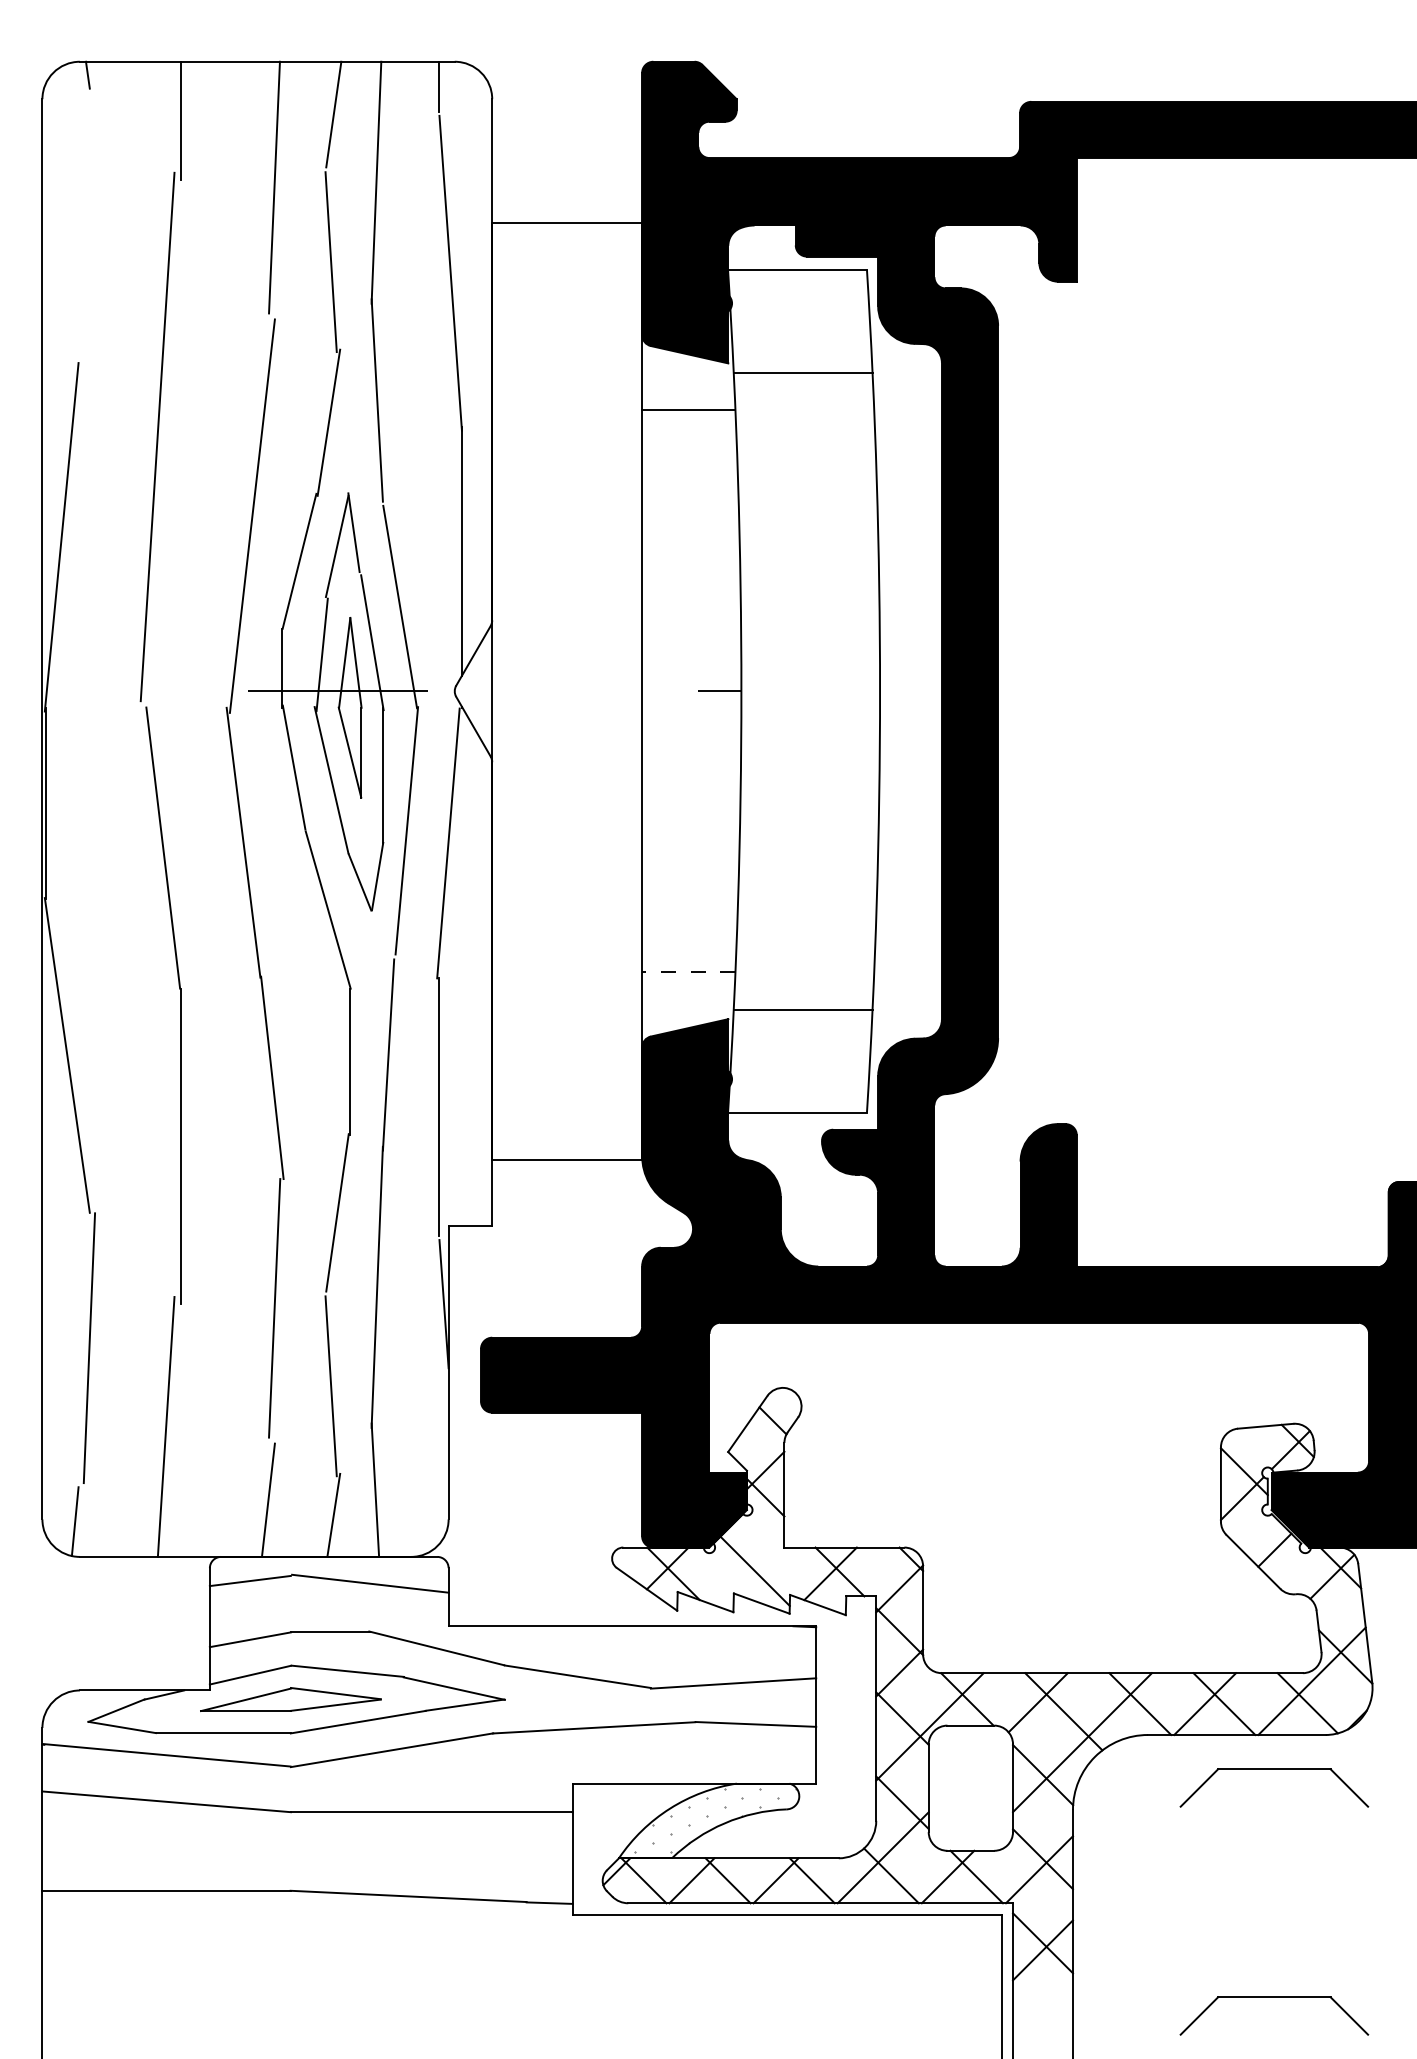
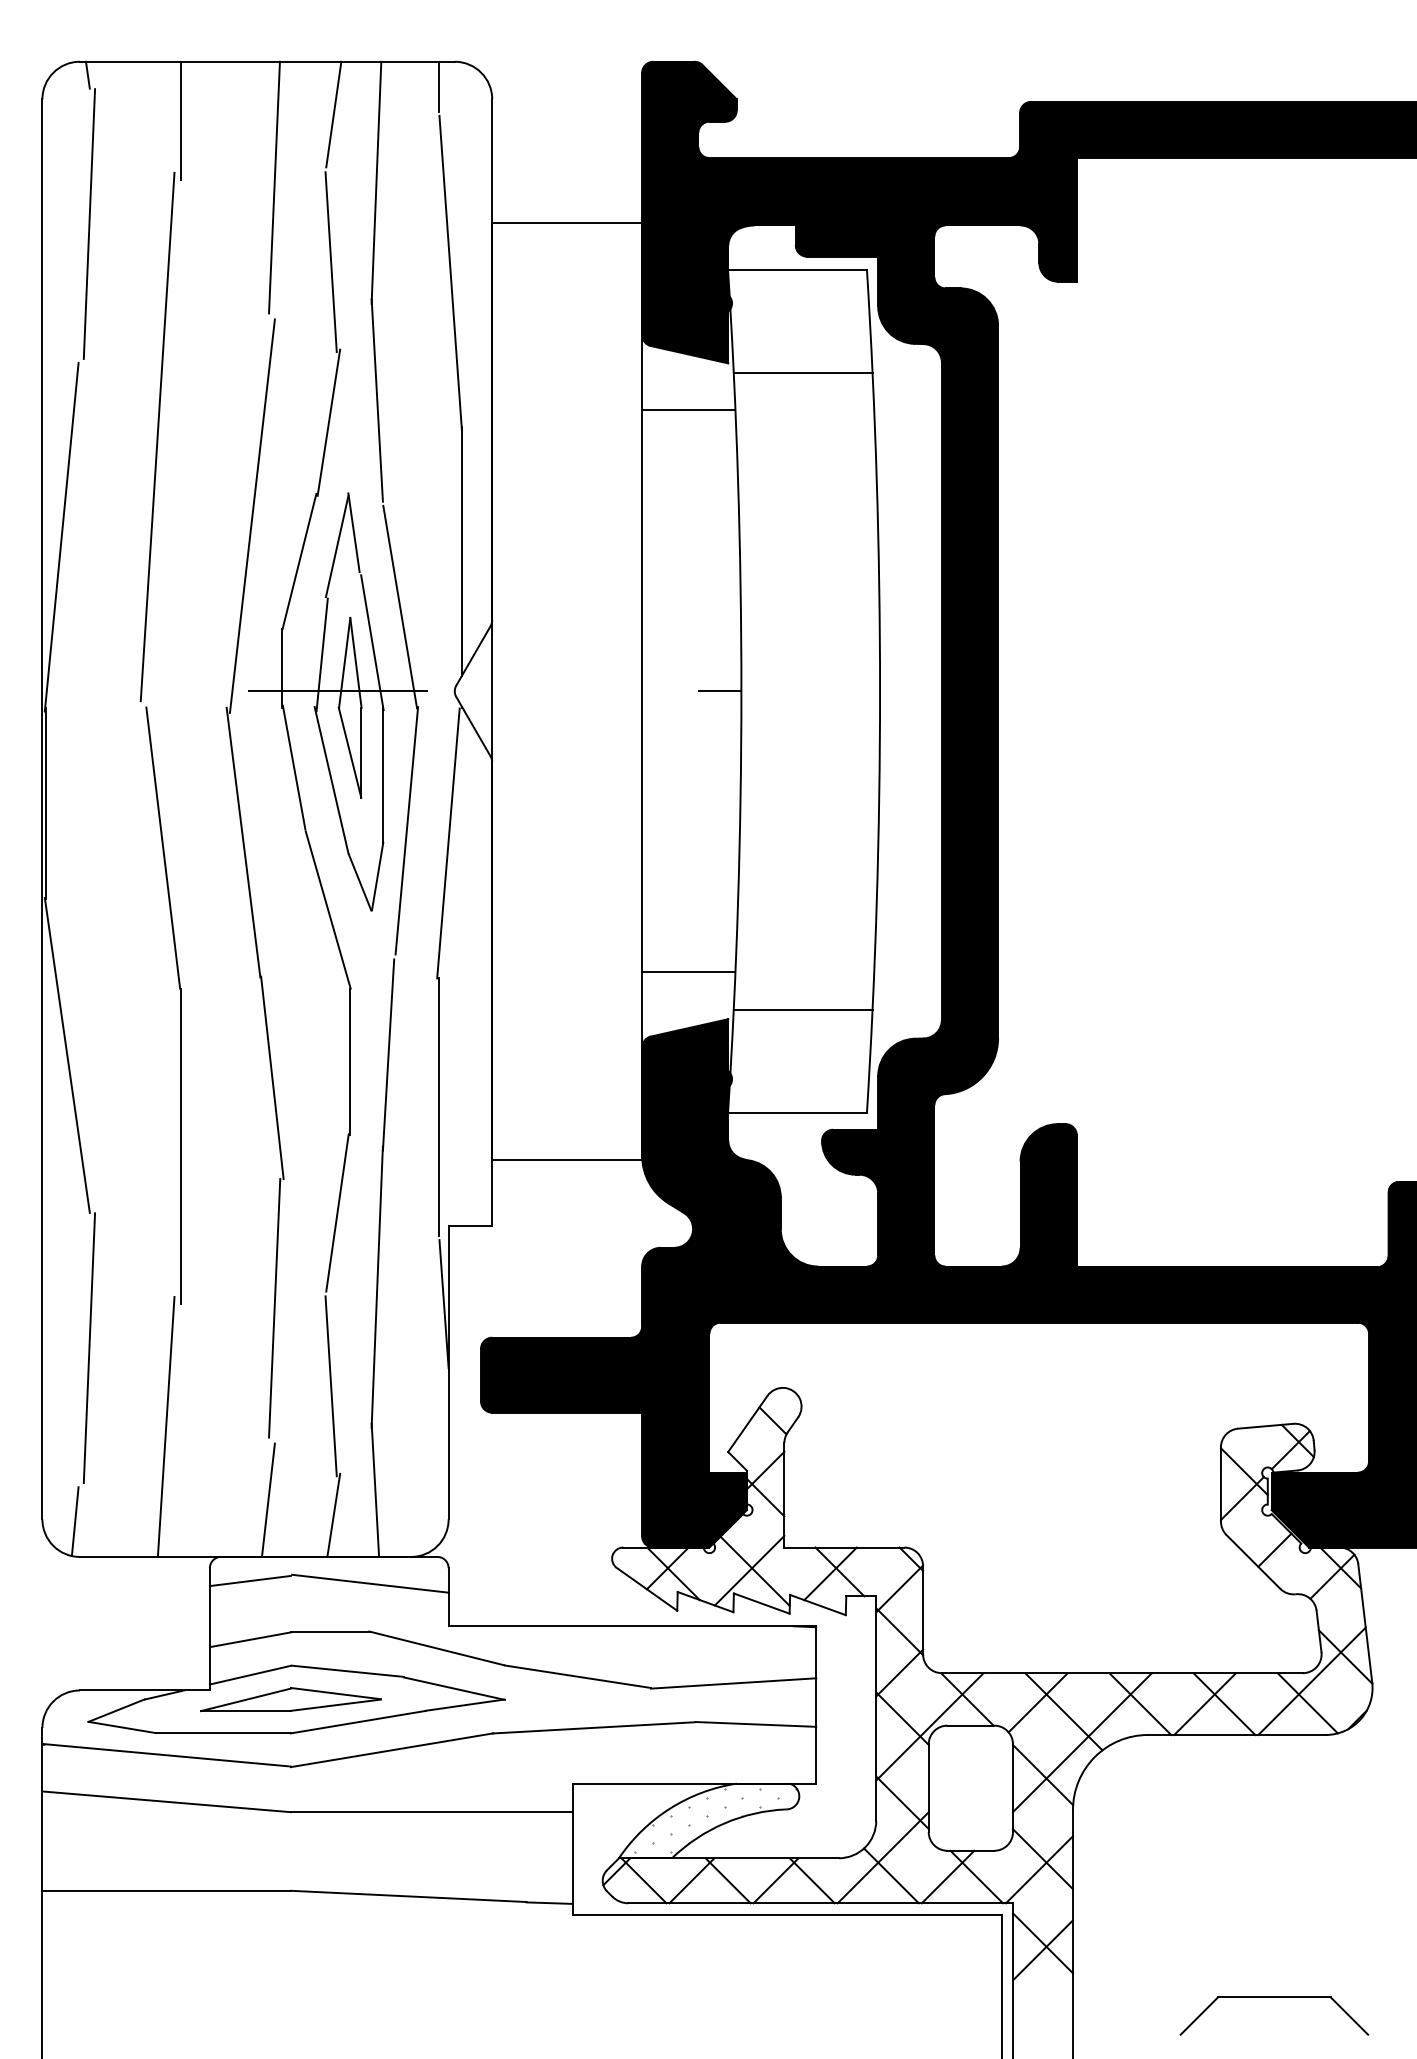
line: none -> present (89, 223)
line: dashed -> solid (688, 972)
line: none -> present (749, 1570)
part: present -> none (1274, 1769)
